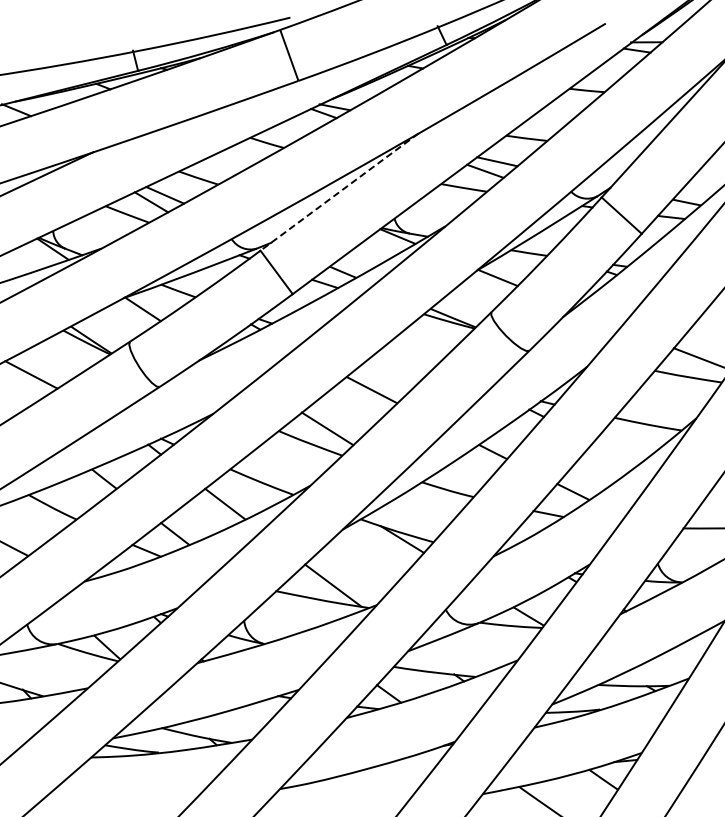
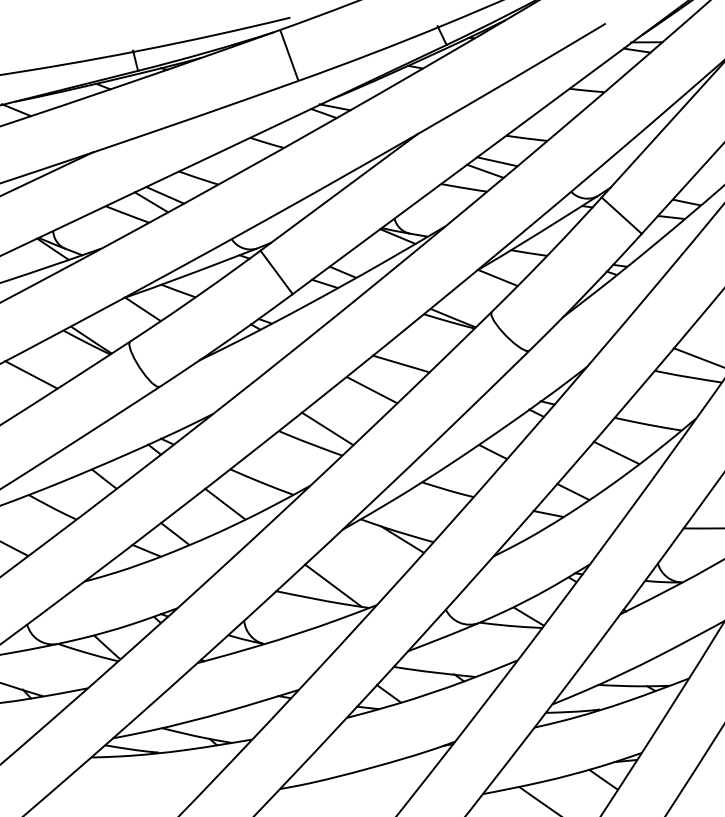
line: dashed -> solid (339, 192)
line: none -> present (400, 363)
line: none -> present (616, 452)
